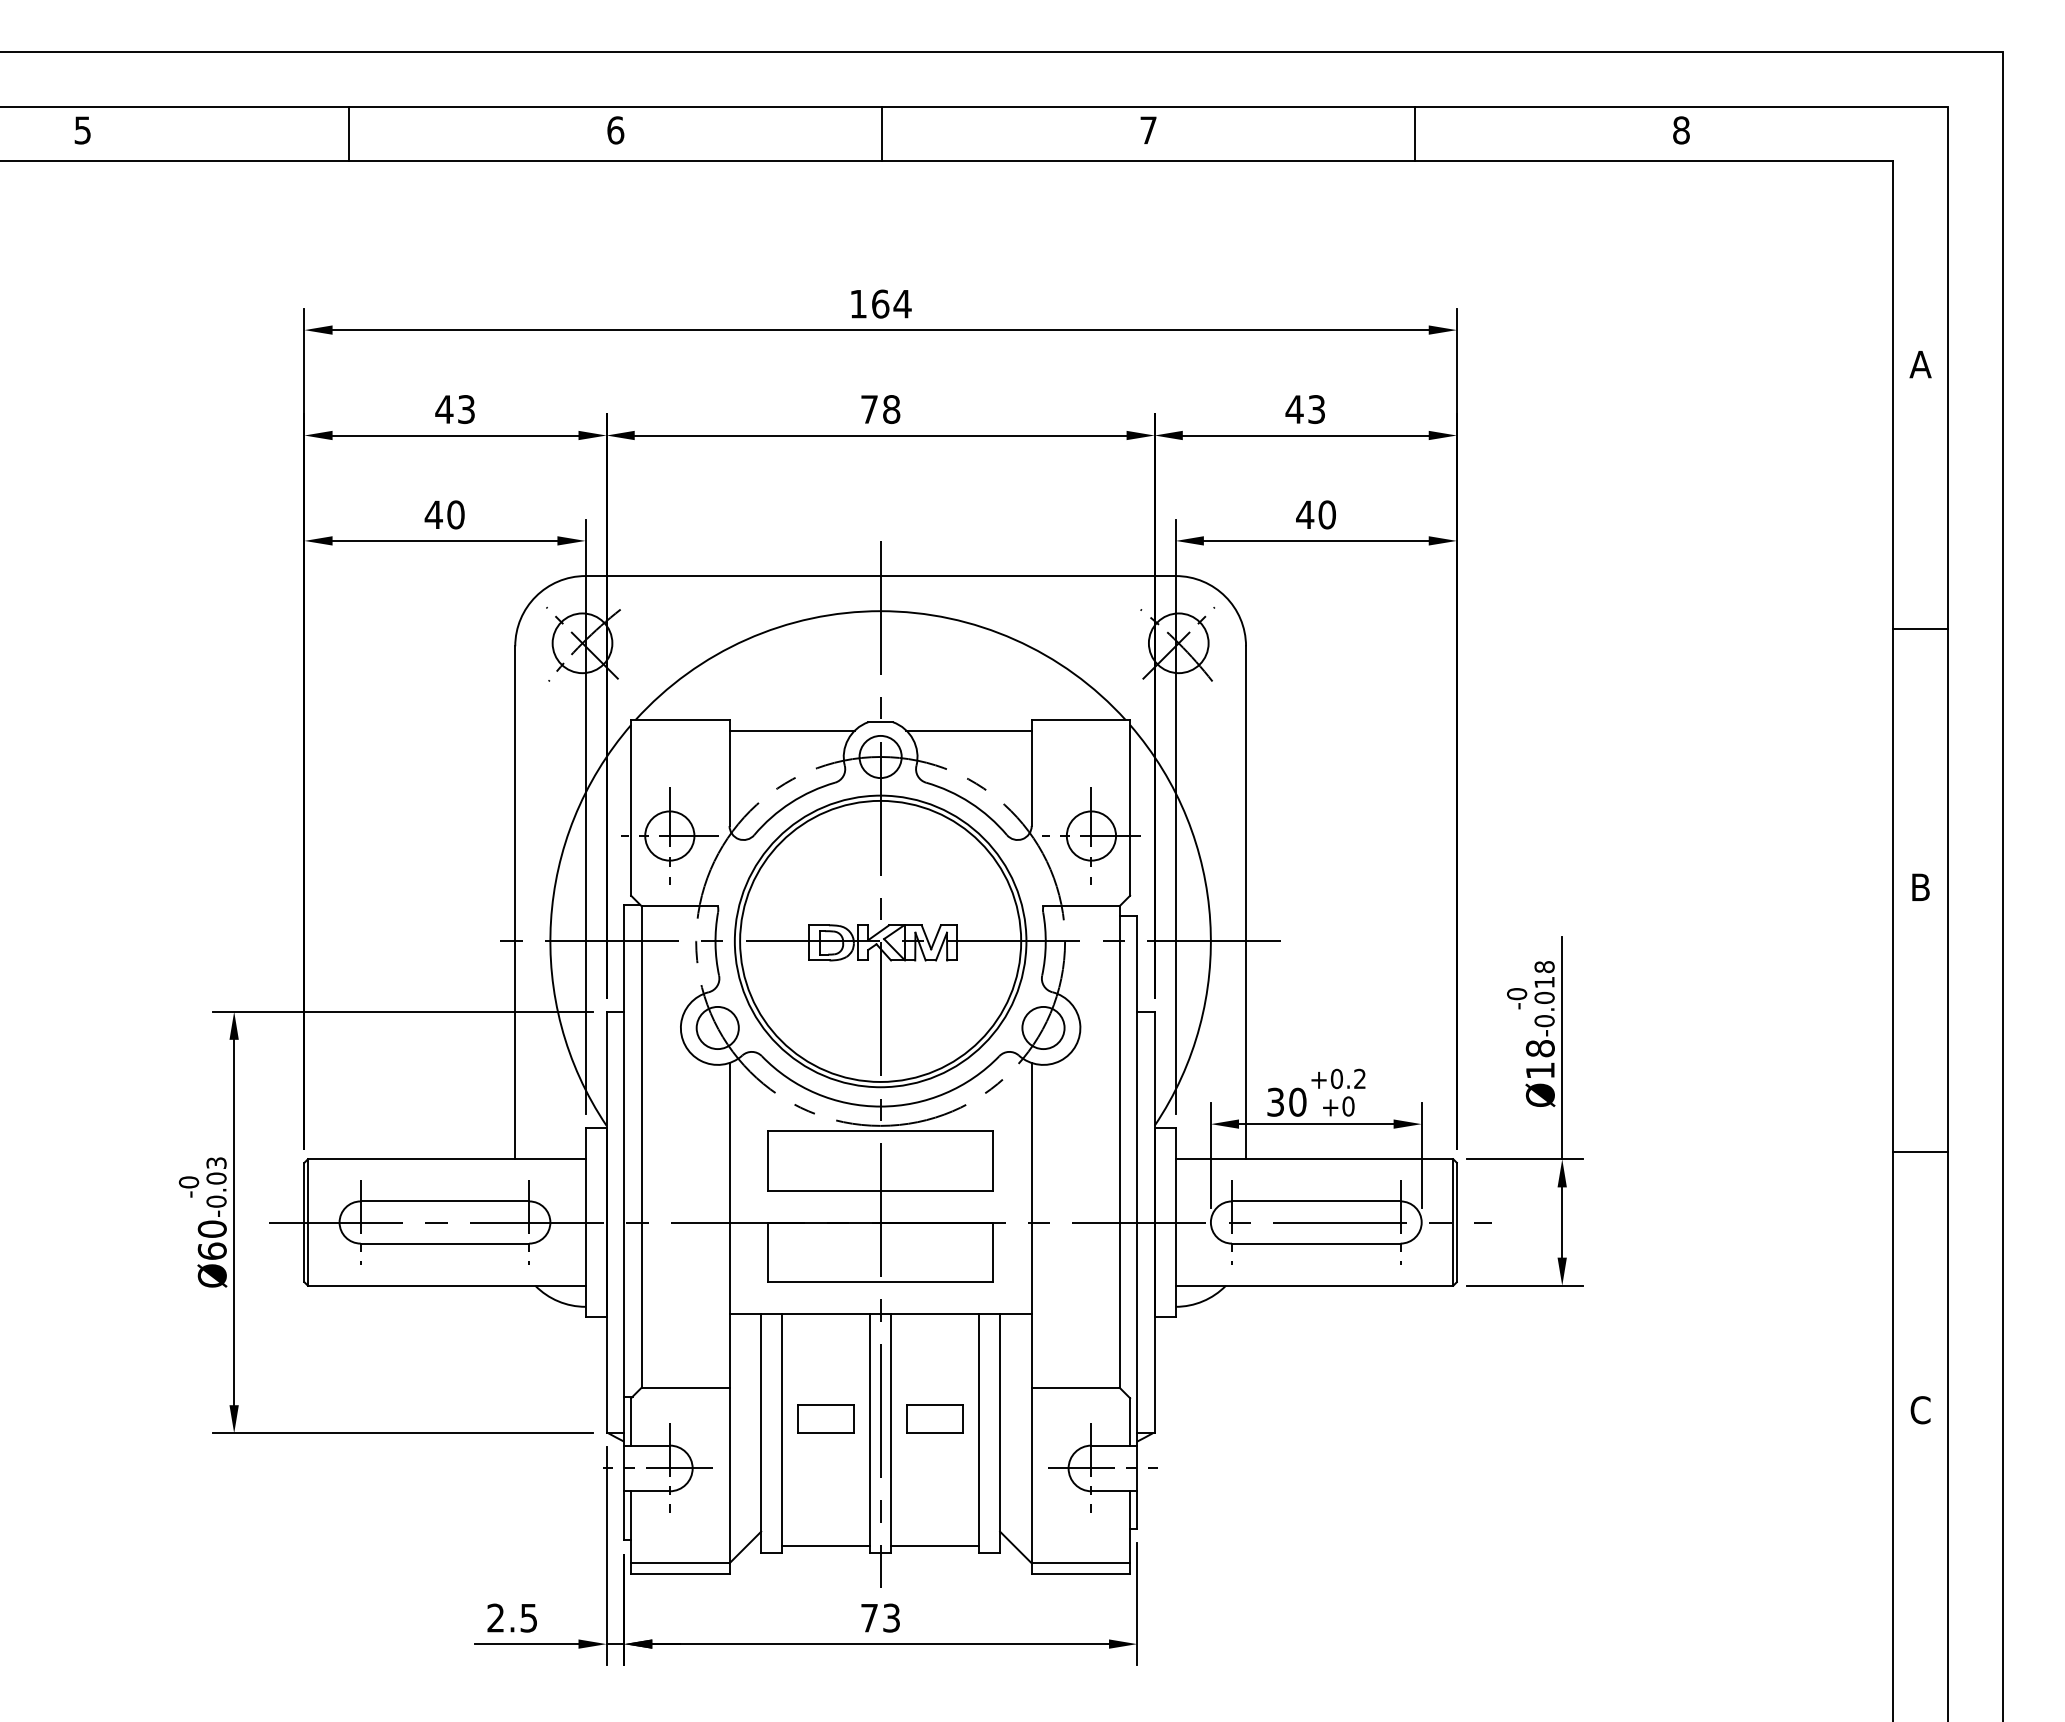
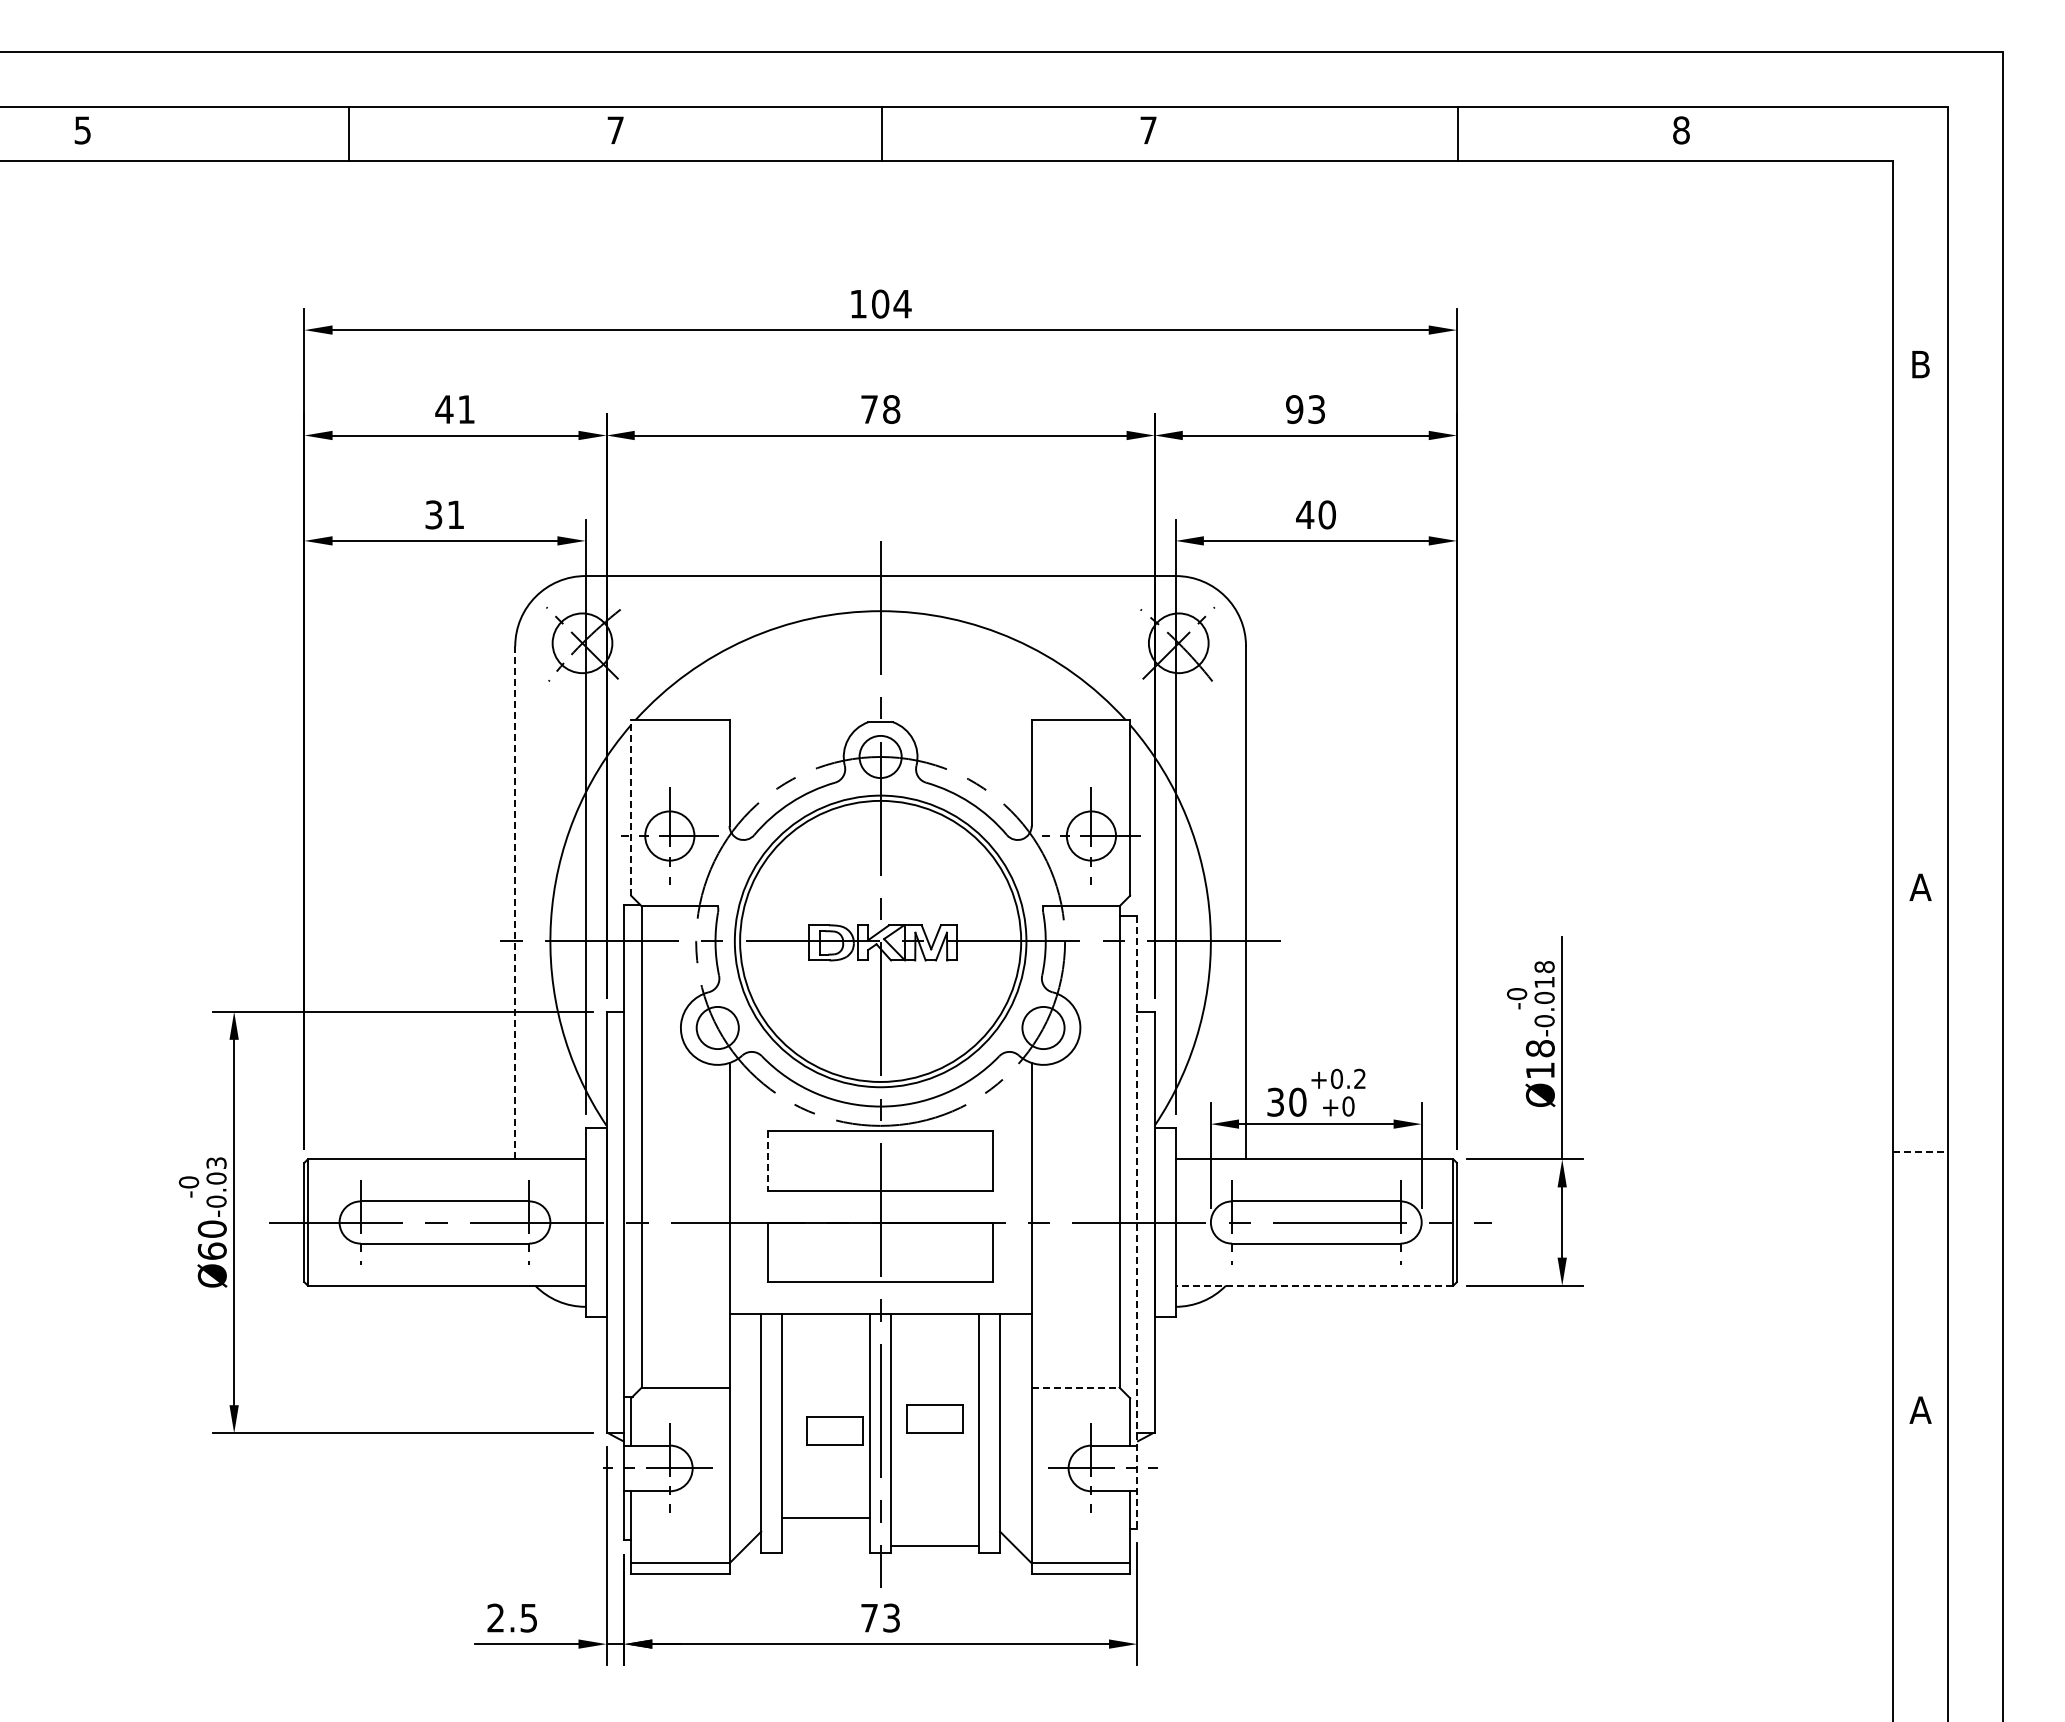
text: 6 -> 7 (615, 130)
line position: (1415, 133) -> (1458, 133) (1458, 133)
text: 164 -> 104 (880, 303)
text: A -> B (1920, 364)
text: 43 -> 41 (466, 409)
text: 43 -> 93 (1294, 409)
text: 40 -> 31 (444, 514)
line: present -> none (1920, 629)
line: present -> none (791, 730)
line: present -> none (968, 730)
line: solid -> dashed (631, 807)
text: B -> A (1920, 886)
line: solid -> dashed (515, 903)
line: solid -> dashed (1921, 1152)
line: solid -> dashed (768, 1161)
line: solid -> dashed (1137, 1223)
line: solid -> dashed (1314, 1285)
line: solid -> dashed (1075, 1387)
text: C -> A (1920, 1410)
part position: (825, 1418) -> (834, 1430) (834, 1430)
line position: (826, 1545) -> (826, 1517) (826, 1517)
